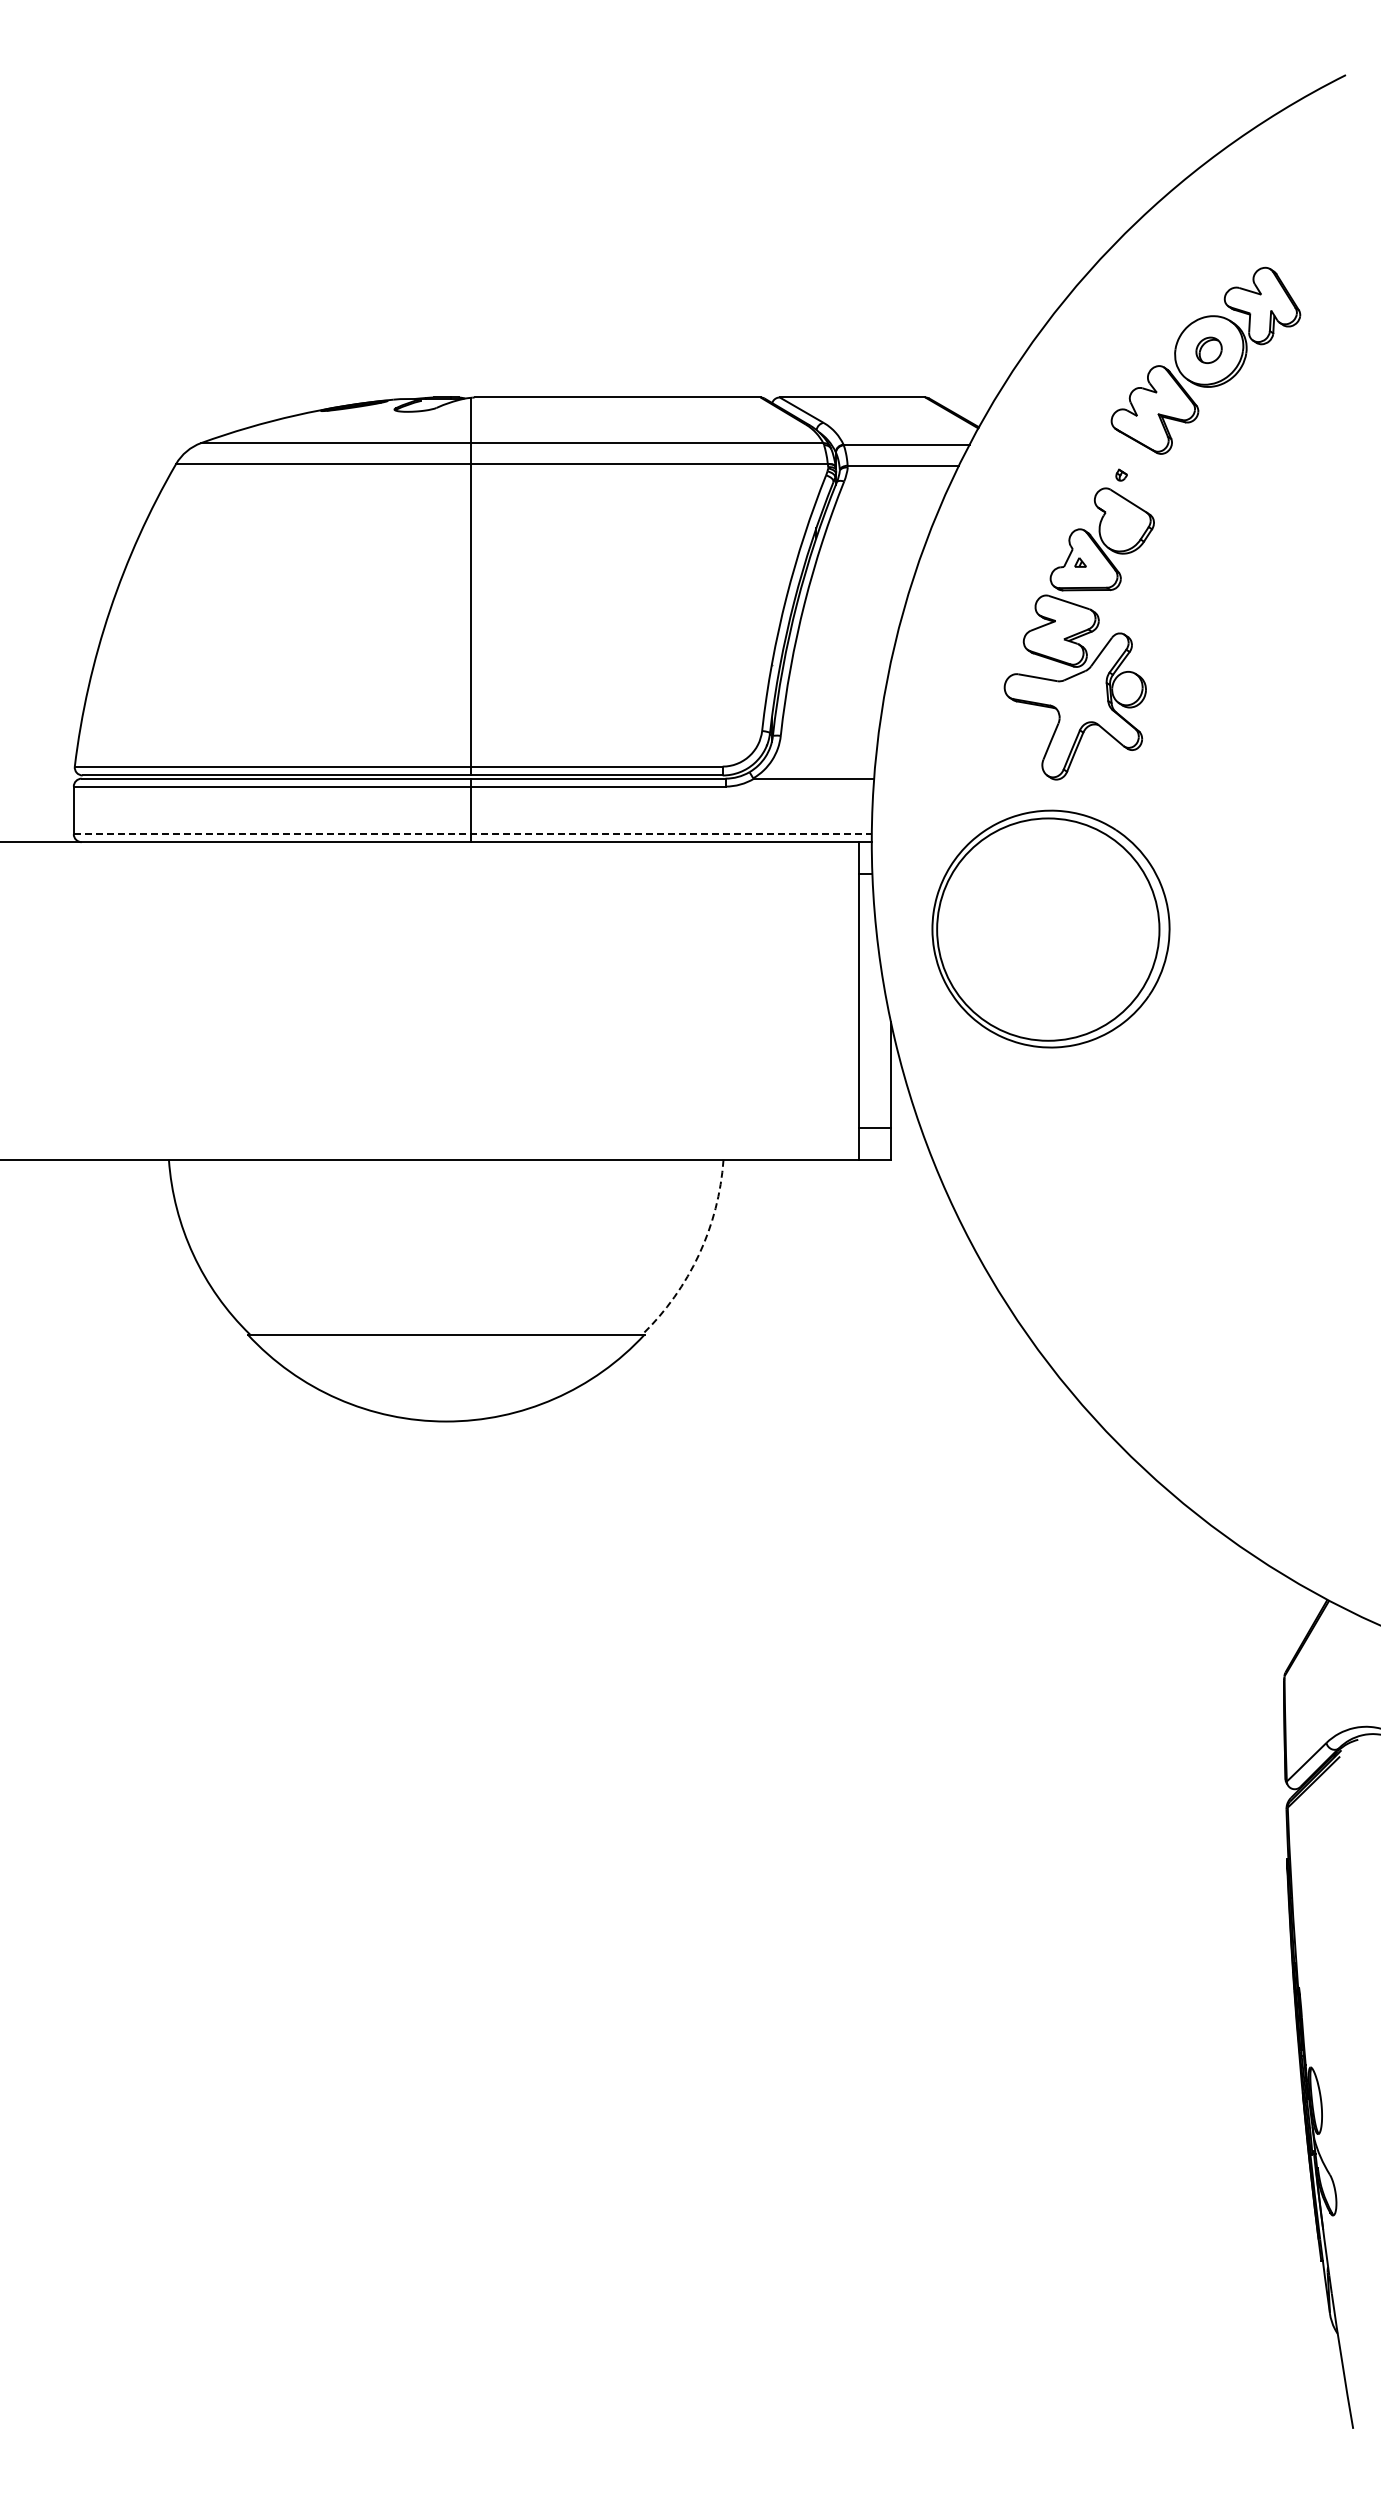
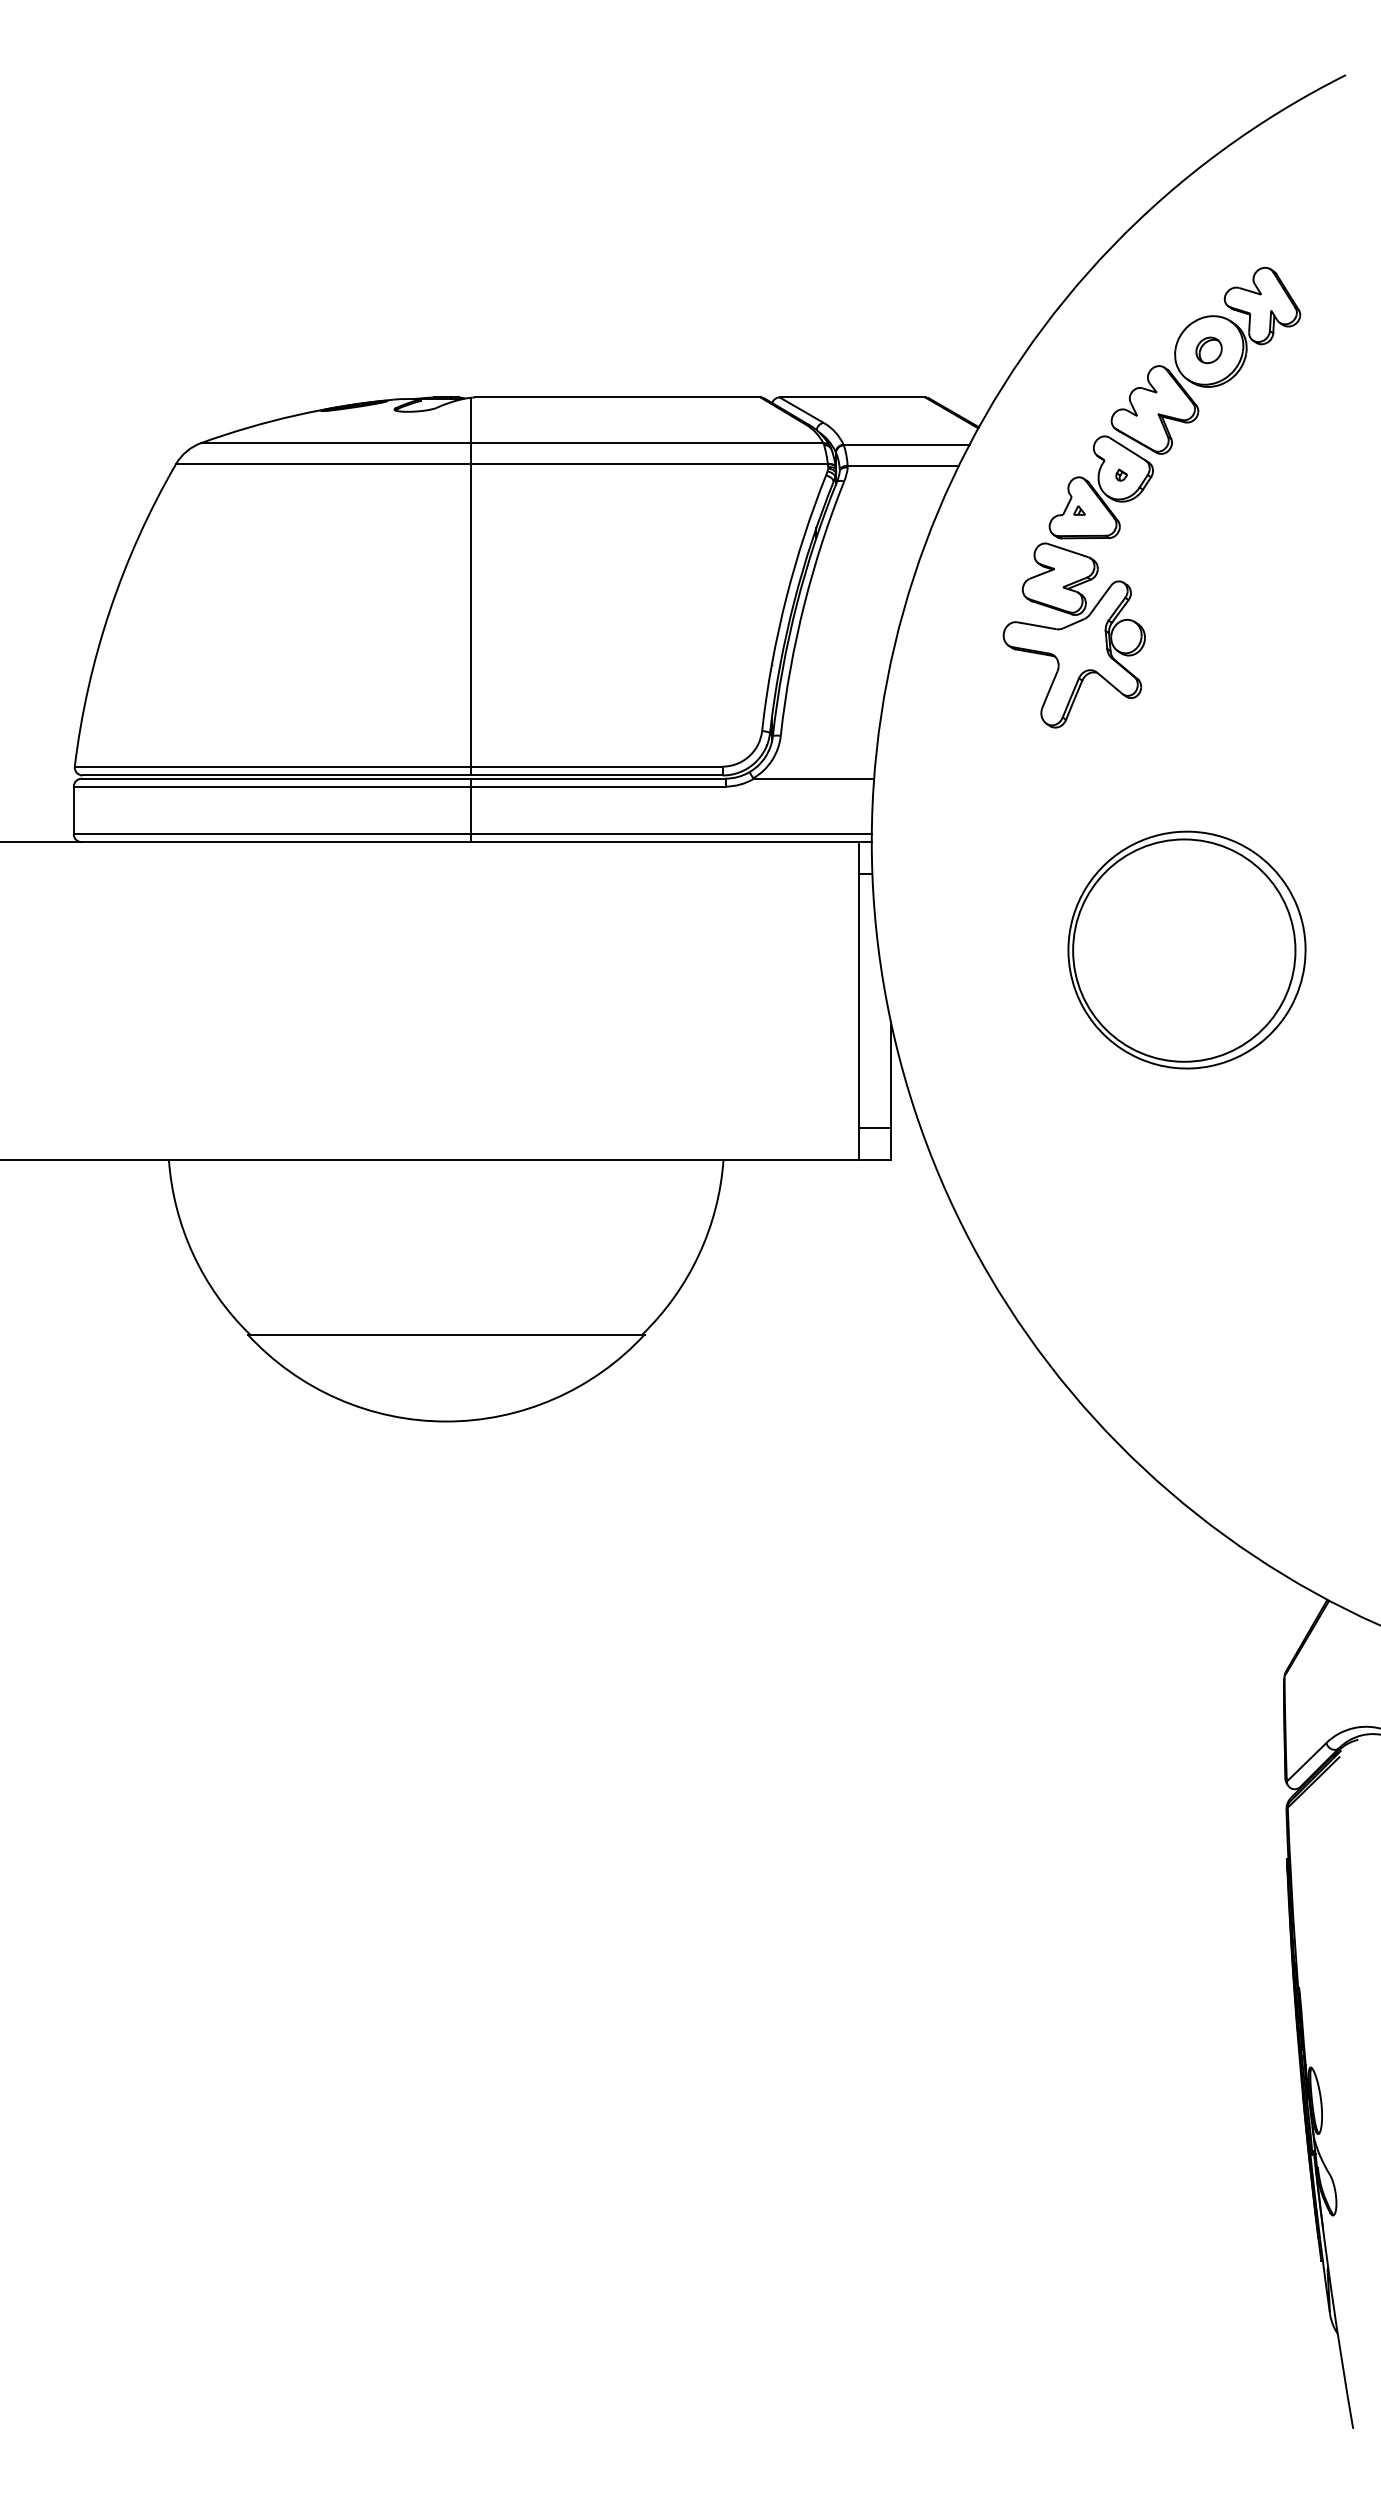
part position: (1078, 633) -> (1077, 581) (1077, 581)
line: dashed -> solid (473, 834)
part position: (1050, 928) -> (1186, 949) (1186, 949)
arc: dashed -> solid (699, 1254)
